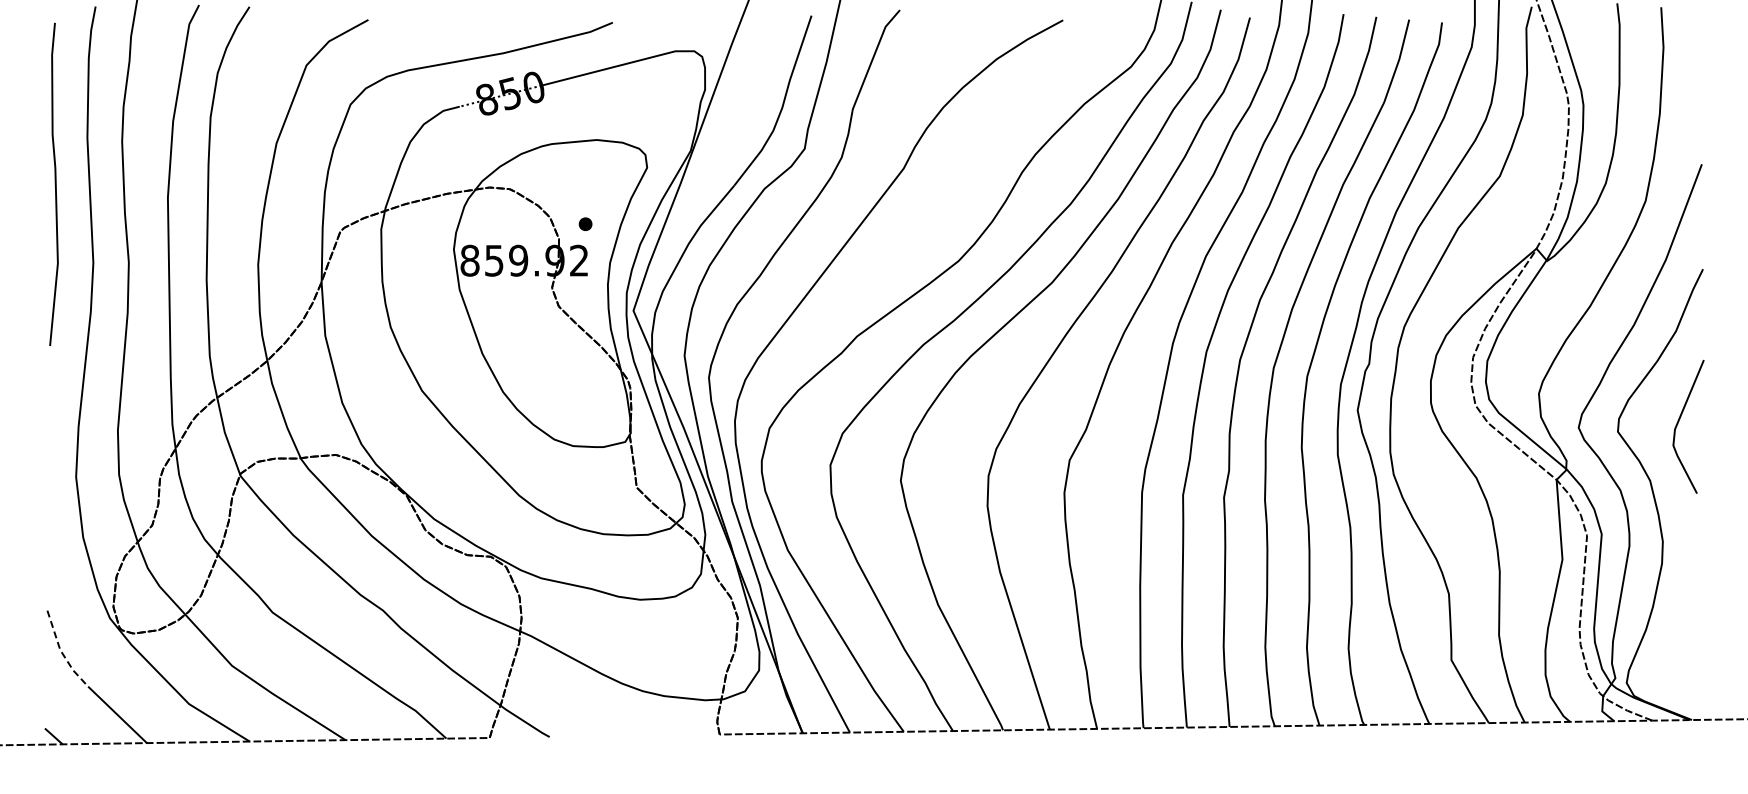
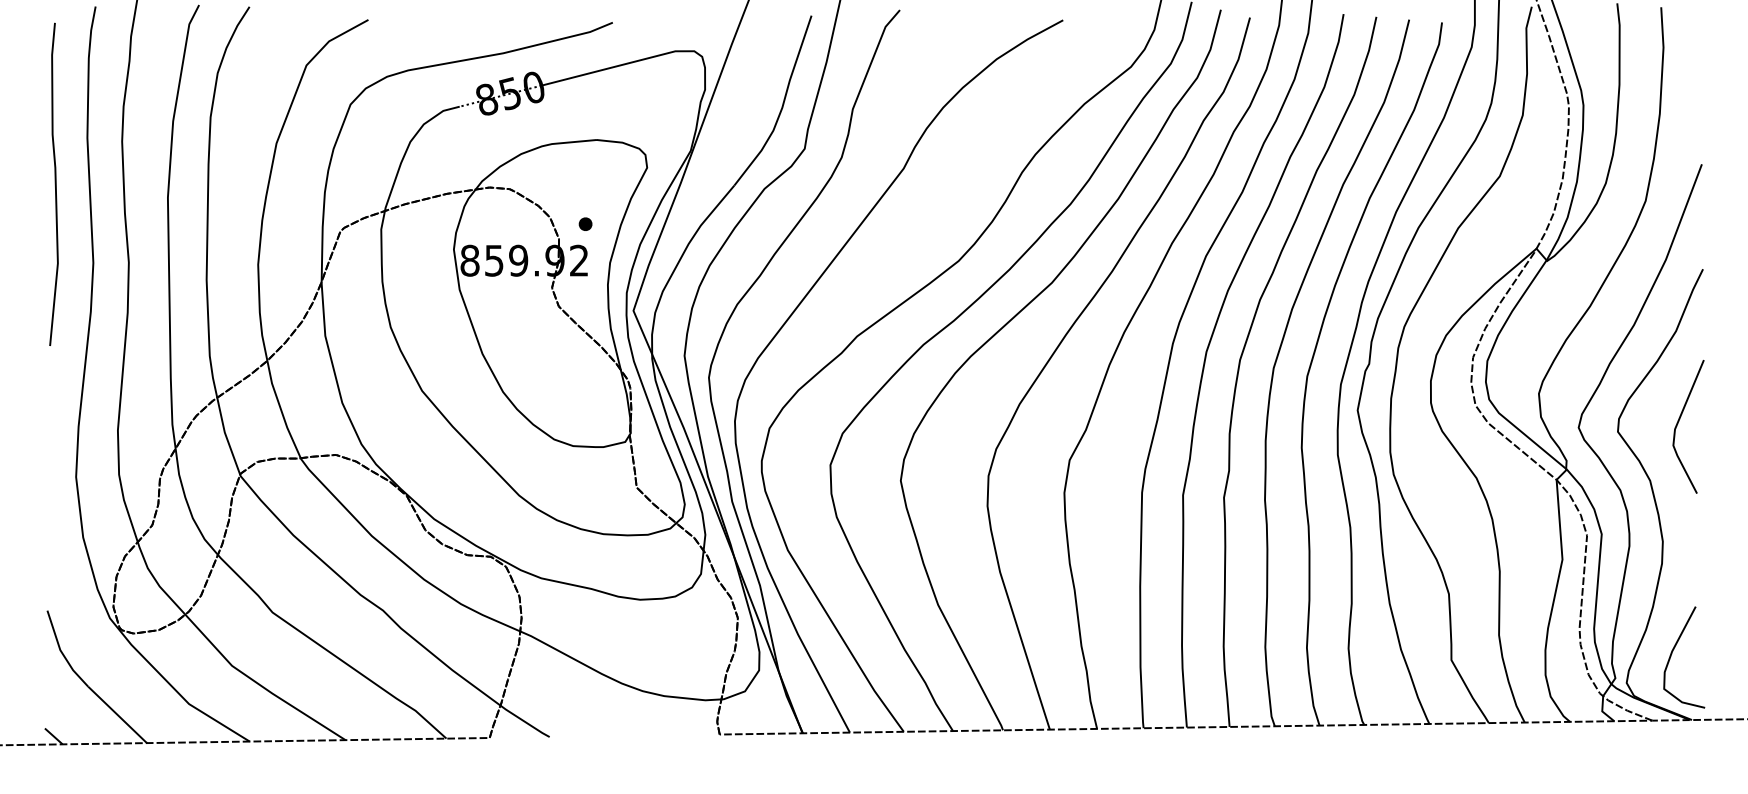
line: dashed -> solid (61, 652)
curve: none -> present (1672, 654)
